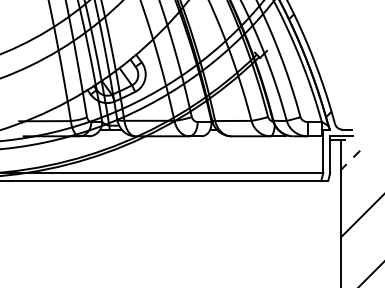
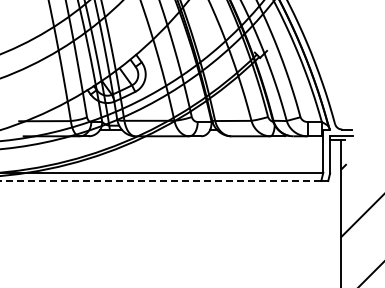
hatch: present -> none (324, 85)
line: solid -> dashed (160, 181)
